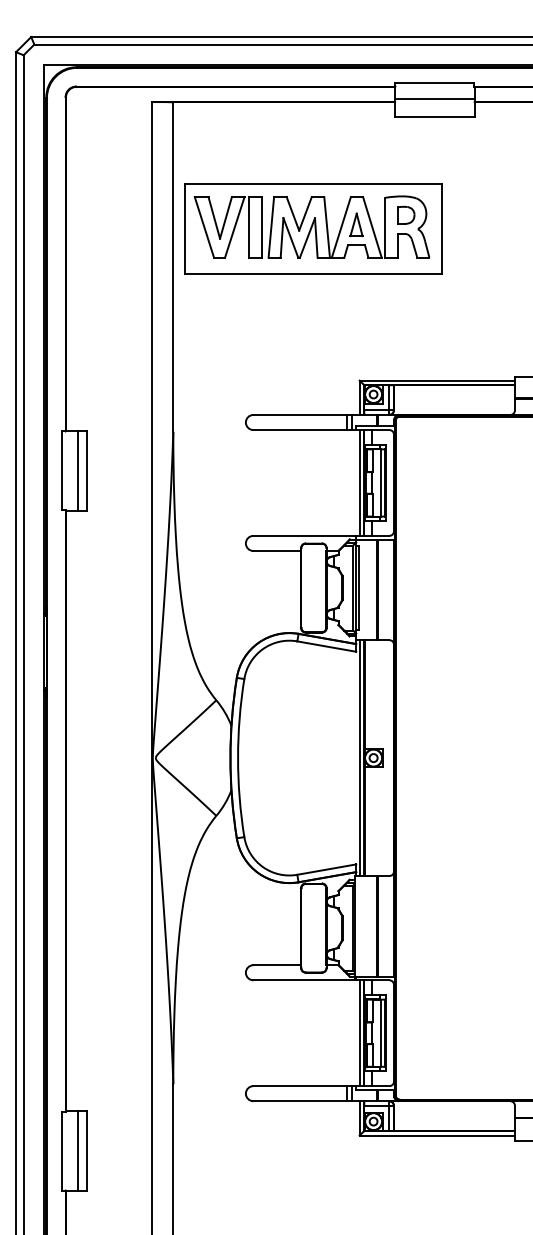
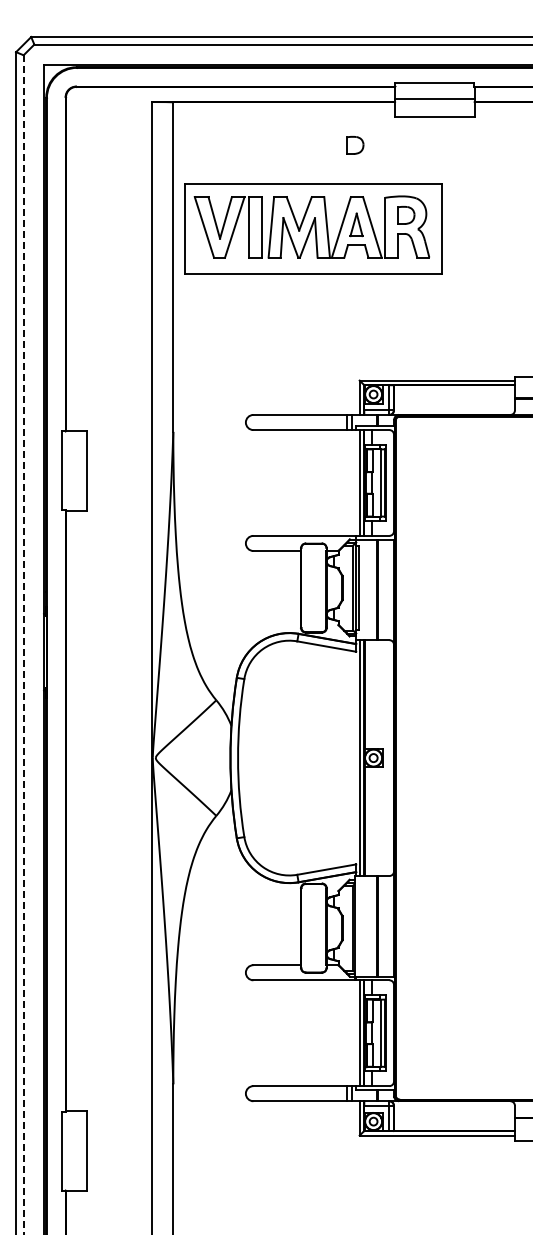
part: none -> present (355, 145)
line: present -> none (78, 470)
line: solid -> dashed (23, 645)
line: present -> none (78, 1150)
